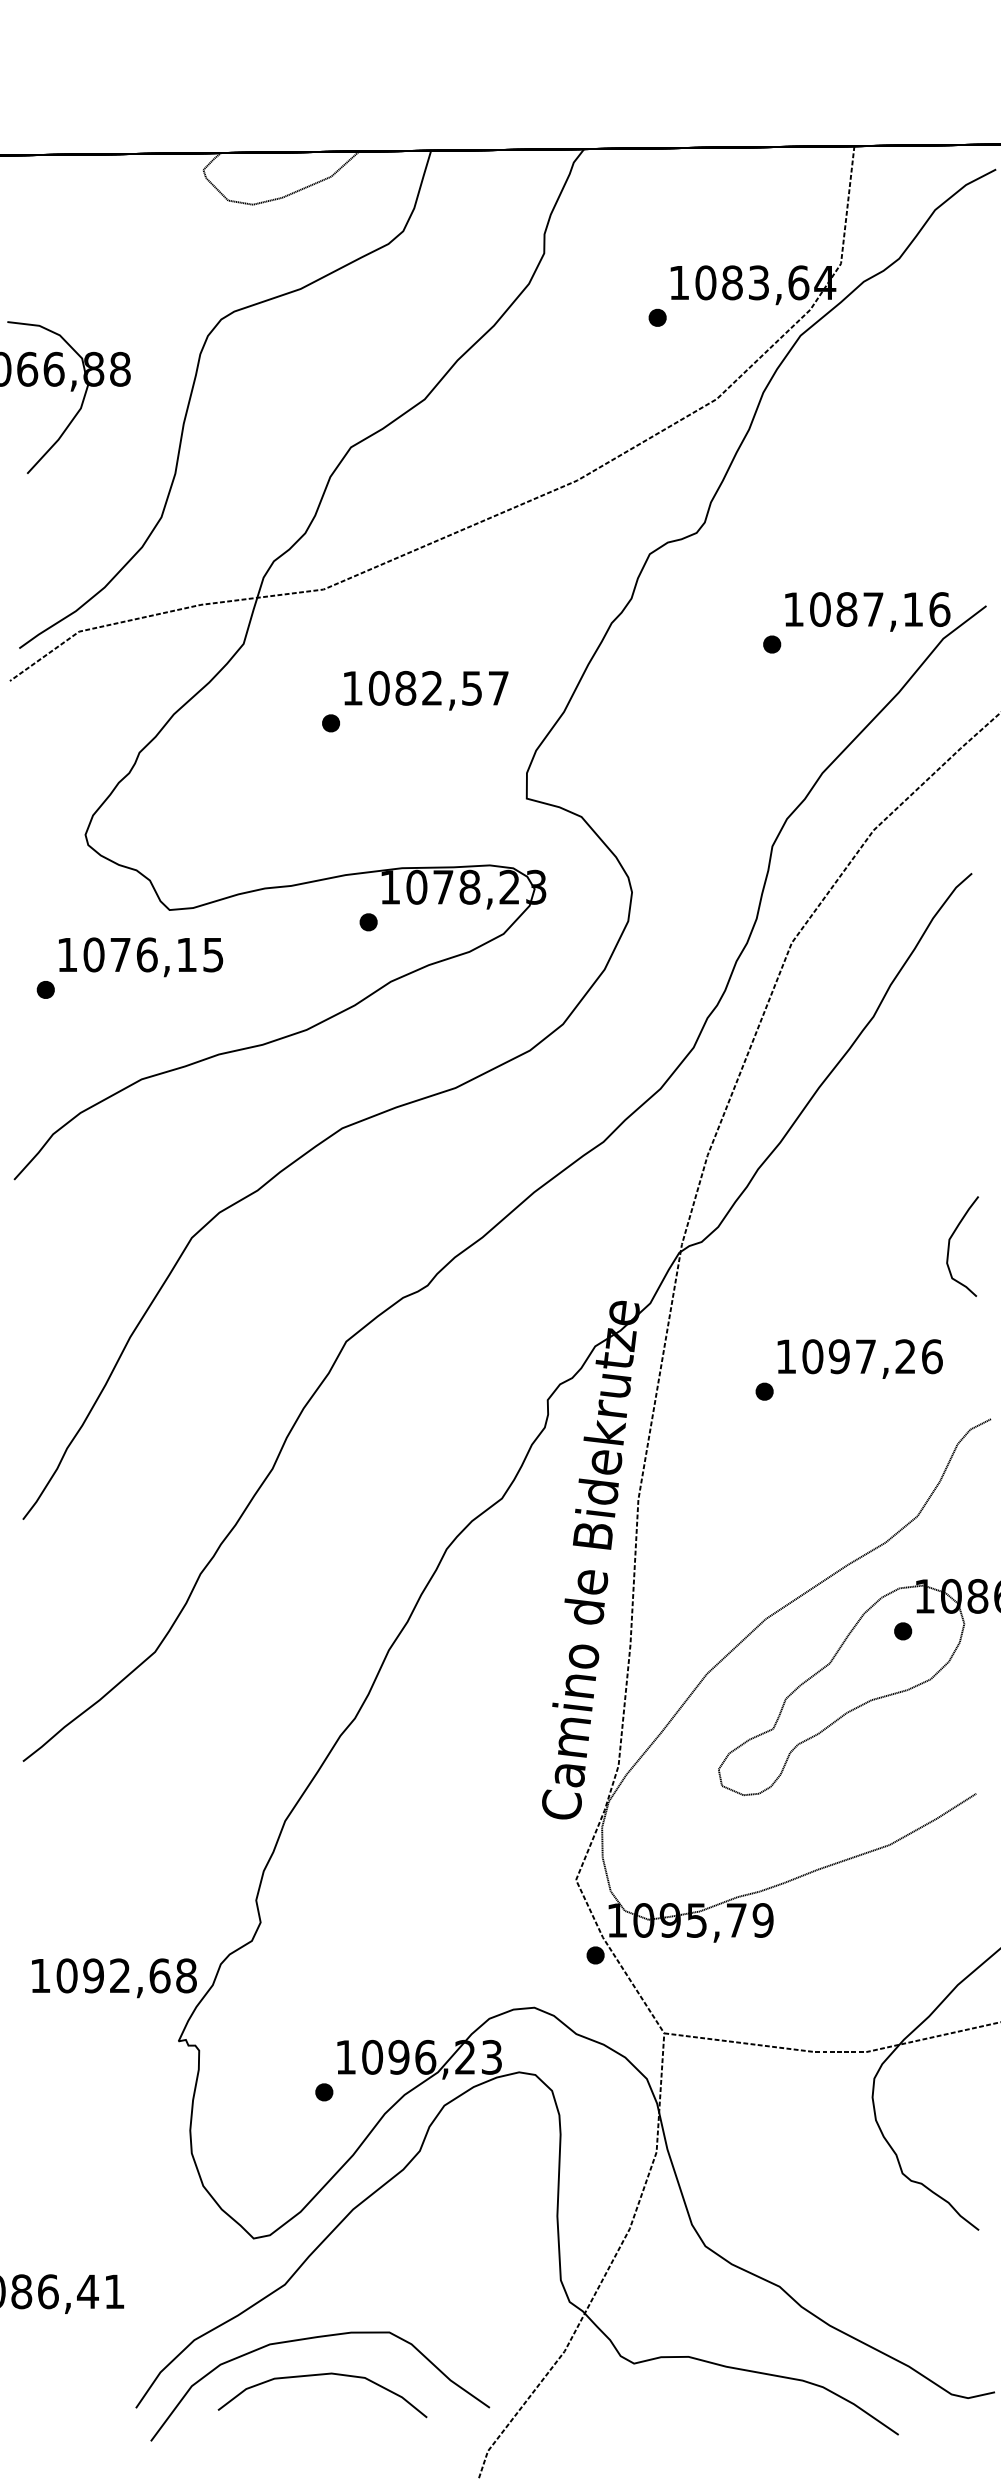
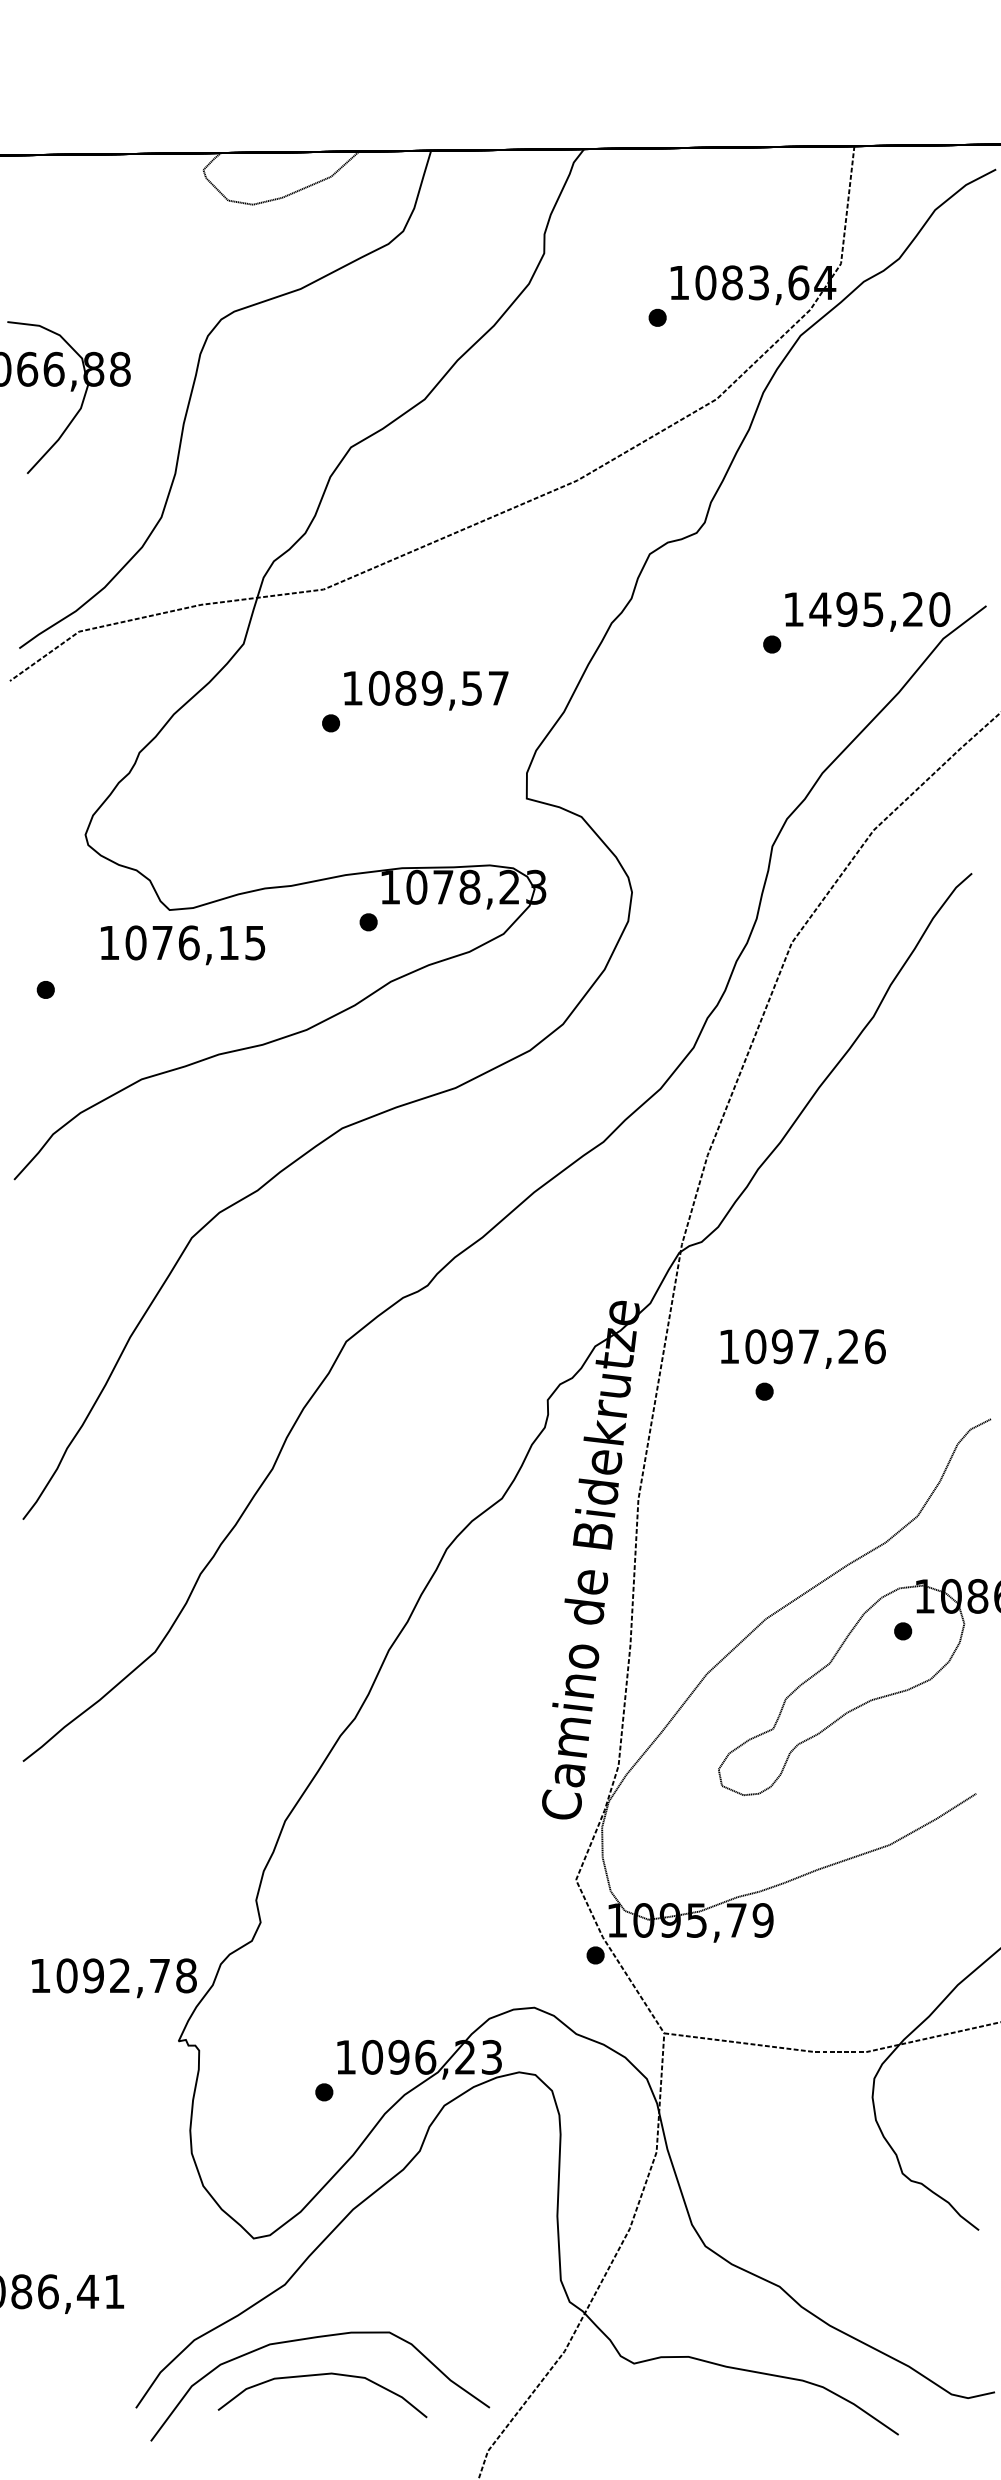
text: 1087,16 -> 1495,20 (879, 609)
text: 1082,57 -> 1089,57 (431, 688)
text position: (141, 957) -> (183, 945) (183, 945)
curve: present -> none (950, 1241)
text position: (859, 1358) -> (802, 1348) (802, 1348)
text: 1092,68 -> 1092,78 (159, 1975)
